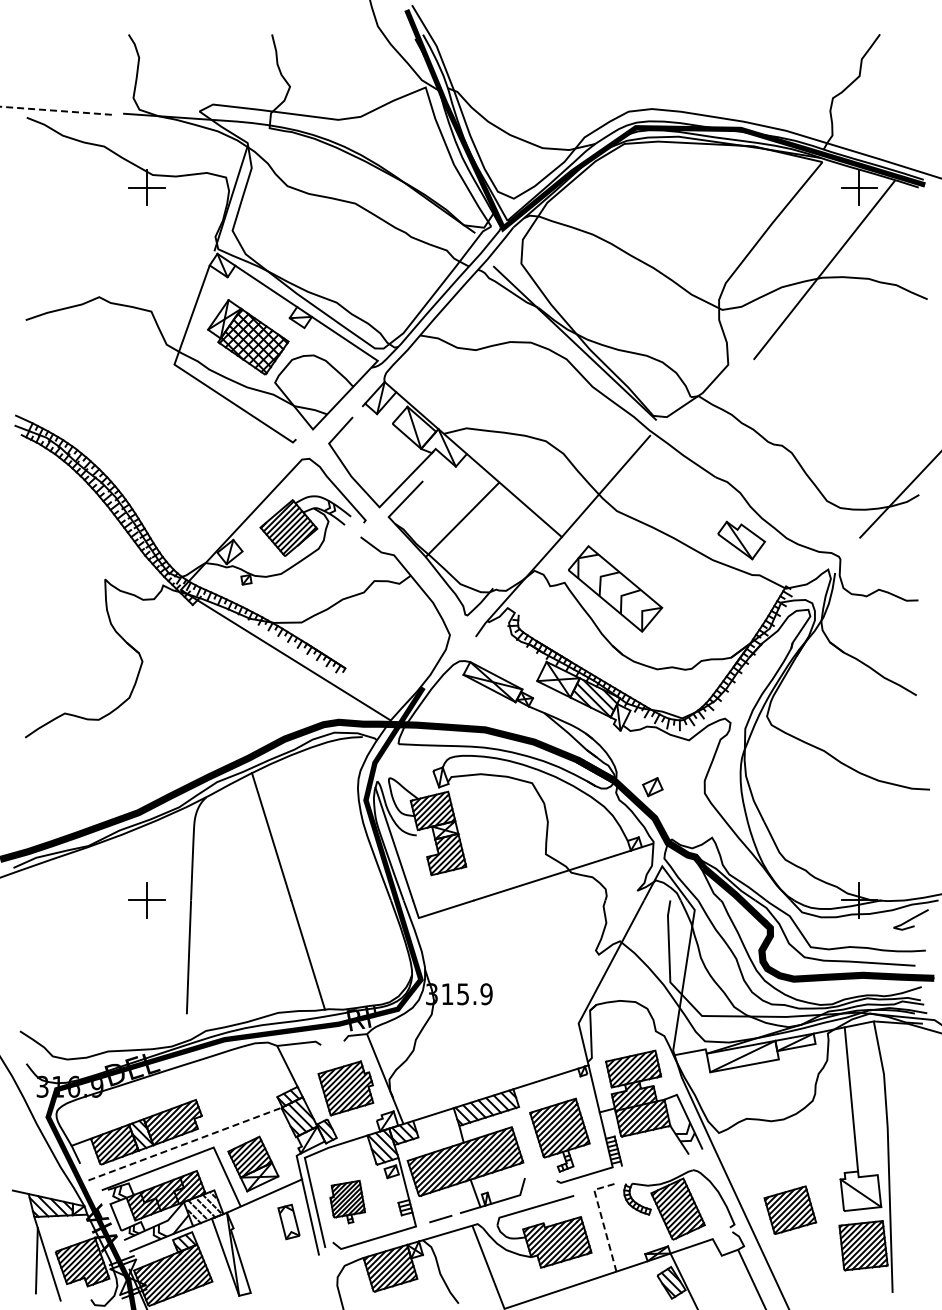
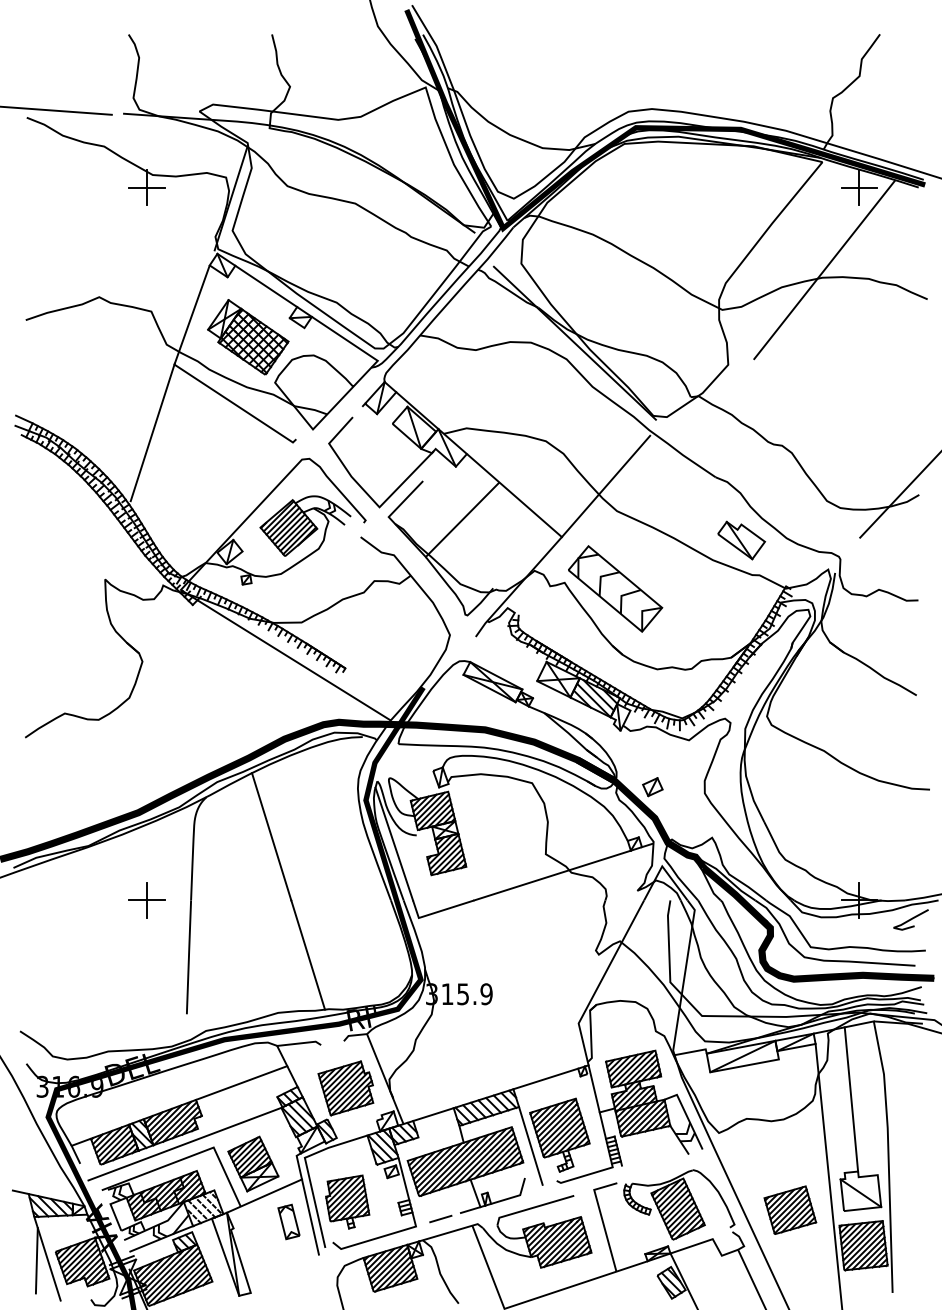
line: dashed -> solid (56, 110)
line: none -> present (152, 432)
line: none -> present (241, 1082)
line: dashed -> solid (185, 1143)
line: none -> present (530, 1145)
line: none -> present (828, 1174)
part size: 37x45 px -> 46x56 px (347, 1201)
line: dashed -> solid (601, 1217)
